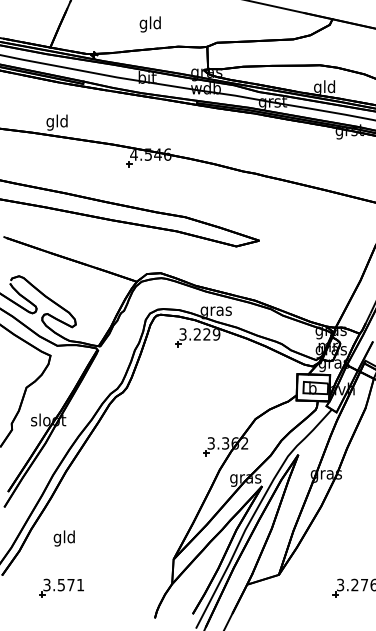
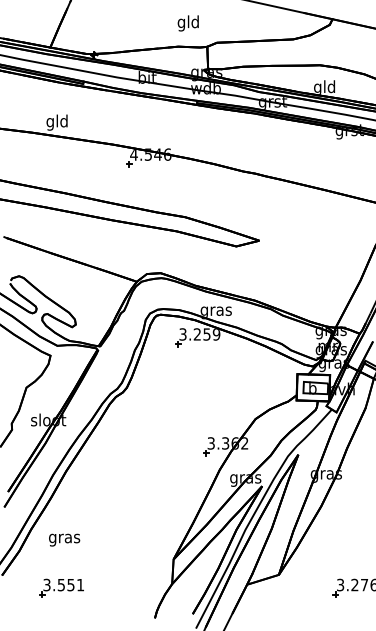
text position: (149, 24) -> (187, 23) (187, 23)
text: 3.229 -> 3.259 (206, 334)
text: gld -> gras (64, 538)
text: 3.571 -> 3.551 (70, 585)
